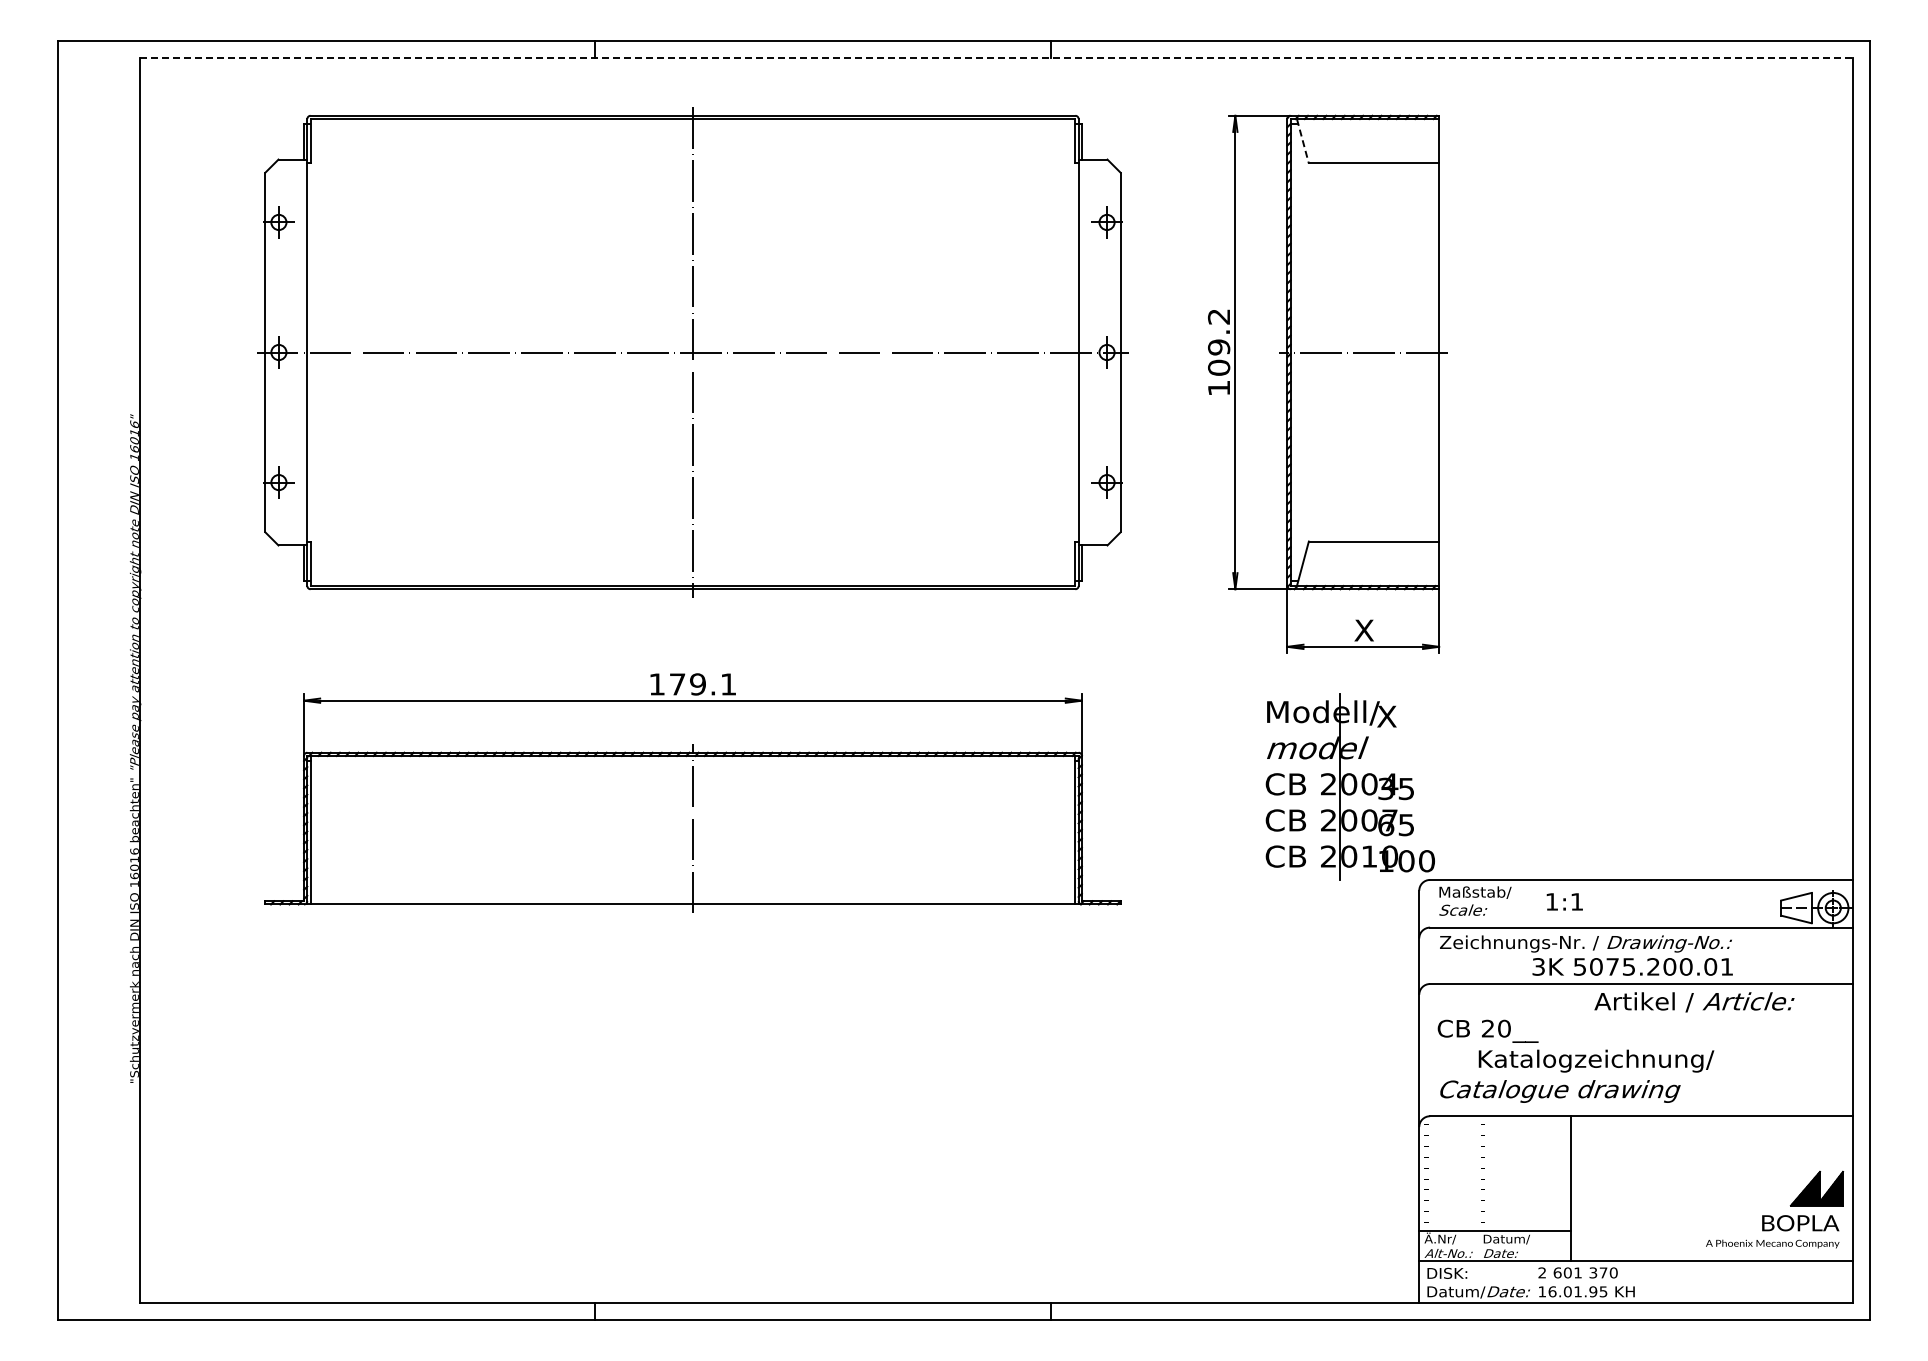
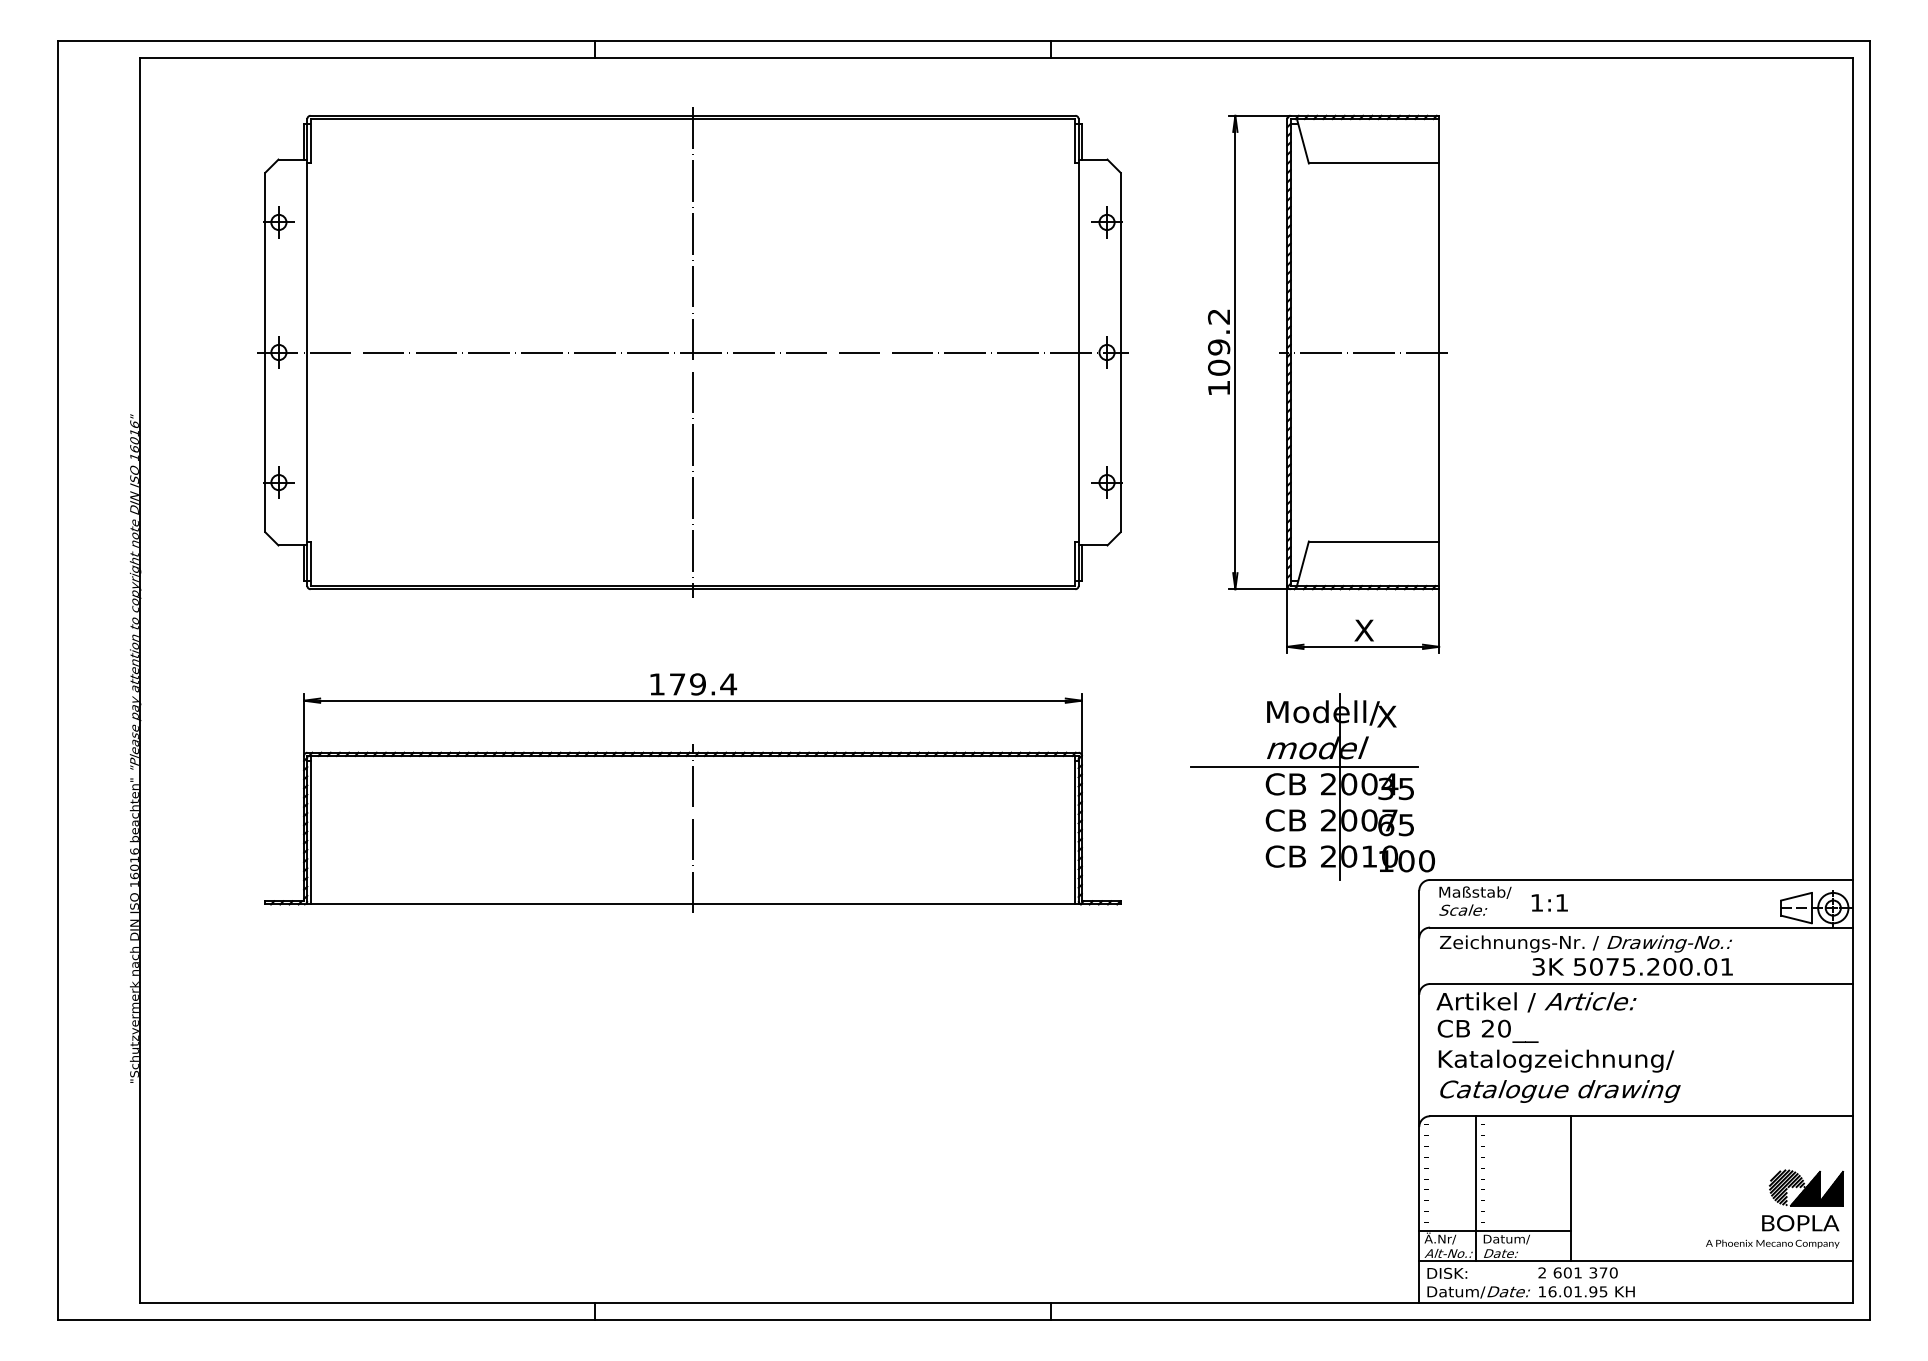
line: dashed -> solid (997, 58)
line: dashed -> solid (1303, 141)
text: 179.1 -> 179.4 (728, 684)
line: none -> present (1304, 767)
text position: (1564, 901) -> (1549, 902) (1549, 902)
text position: (1694, 1002) -> (1536, 1002) (1536, 1002)
text position: (1596, 1060) -> (1556, 1060) (1556, 1060)
hatch: none -> present (1787, 1187)
line: none -> present (1475, 1188)
